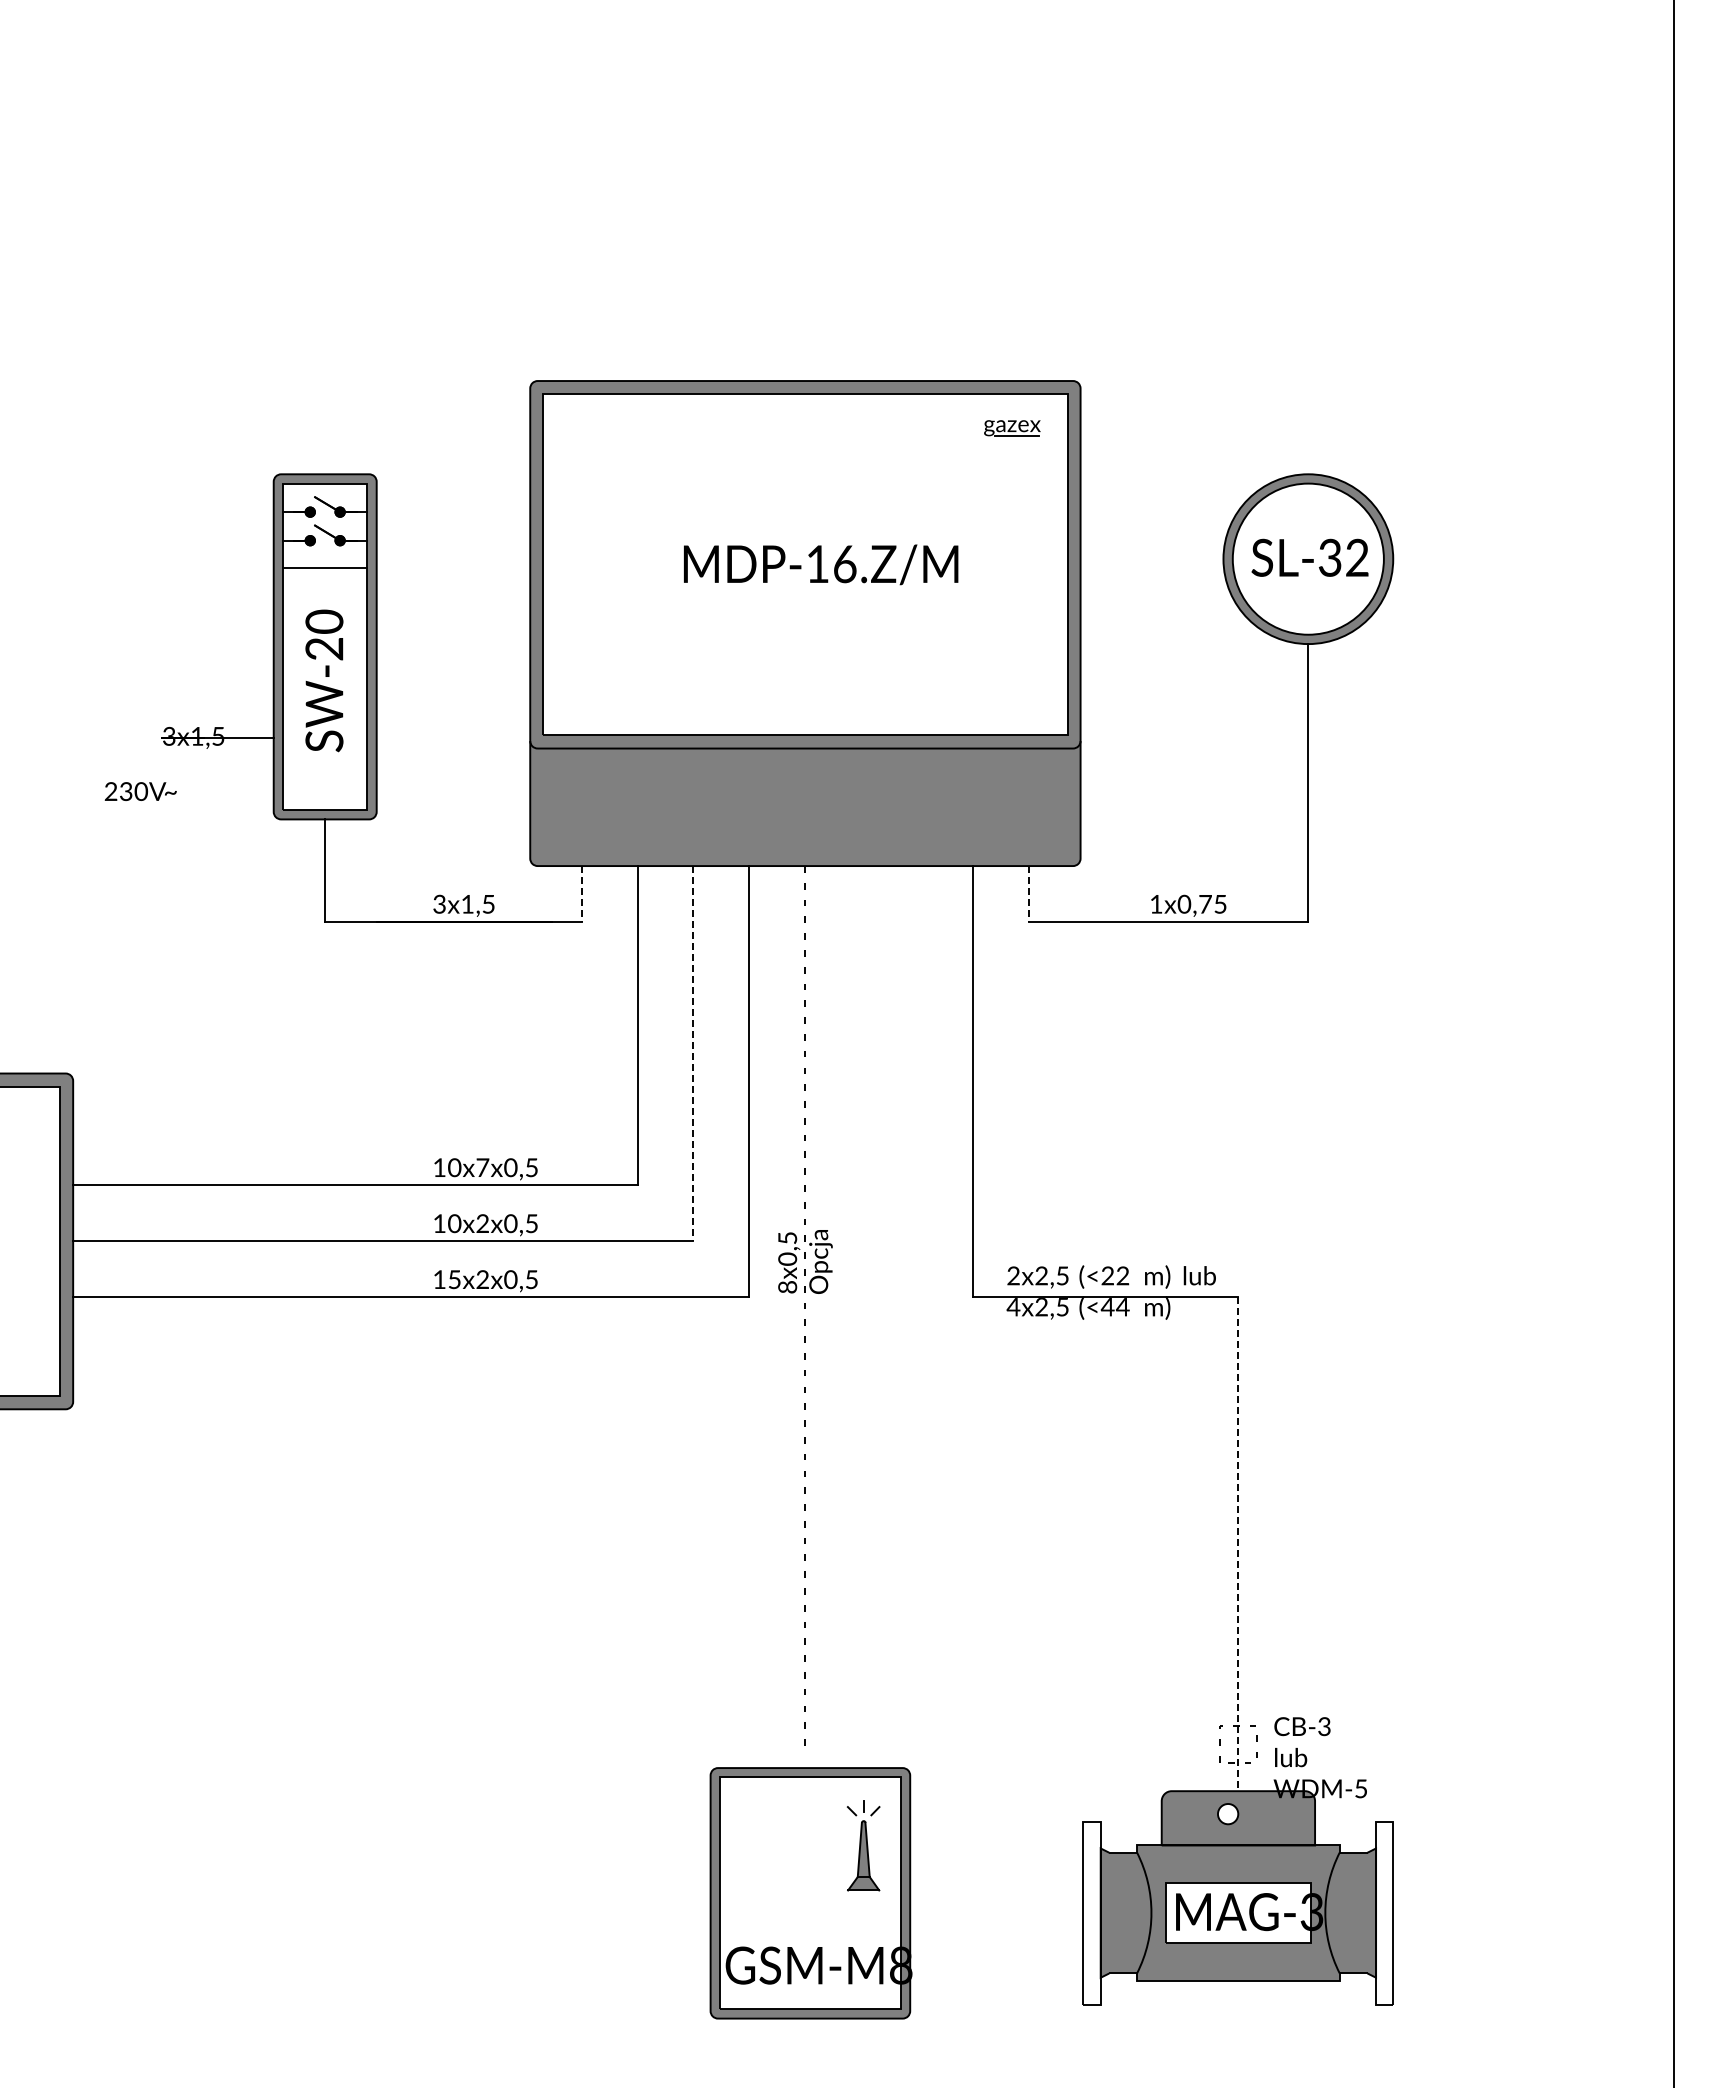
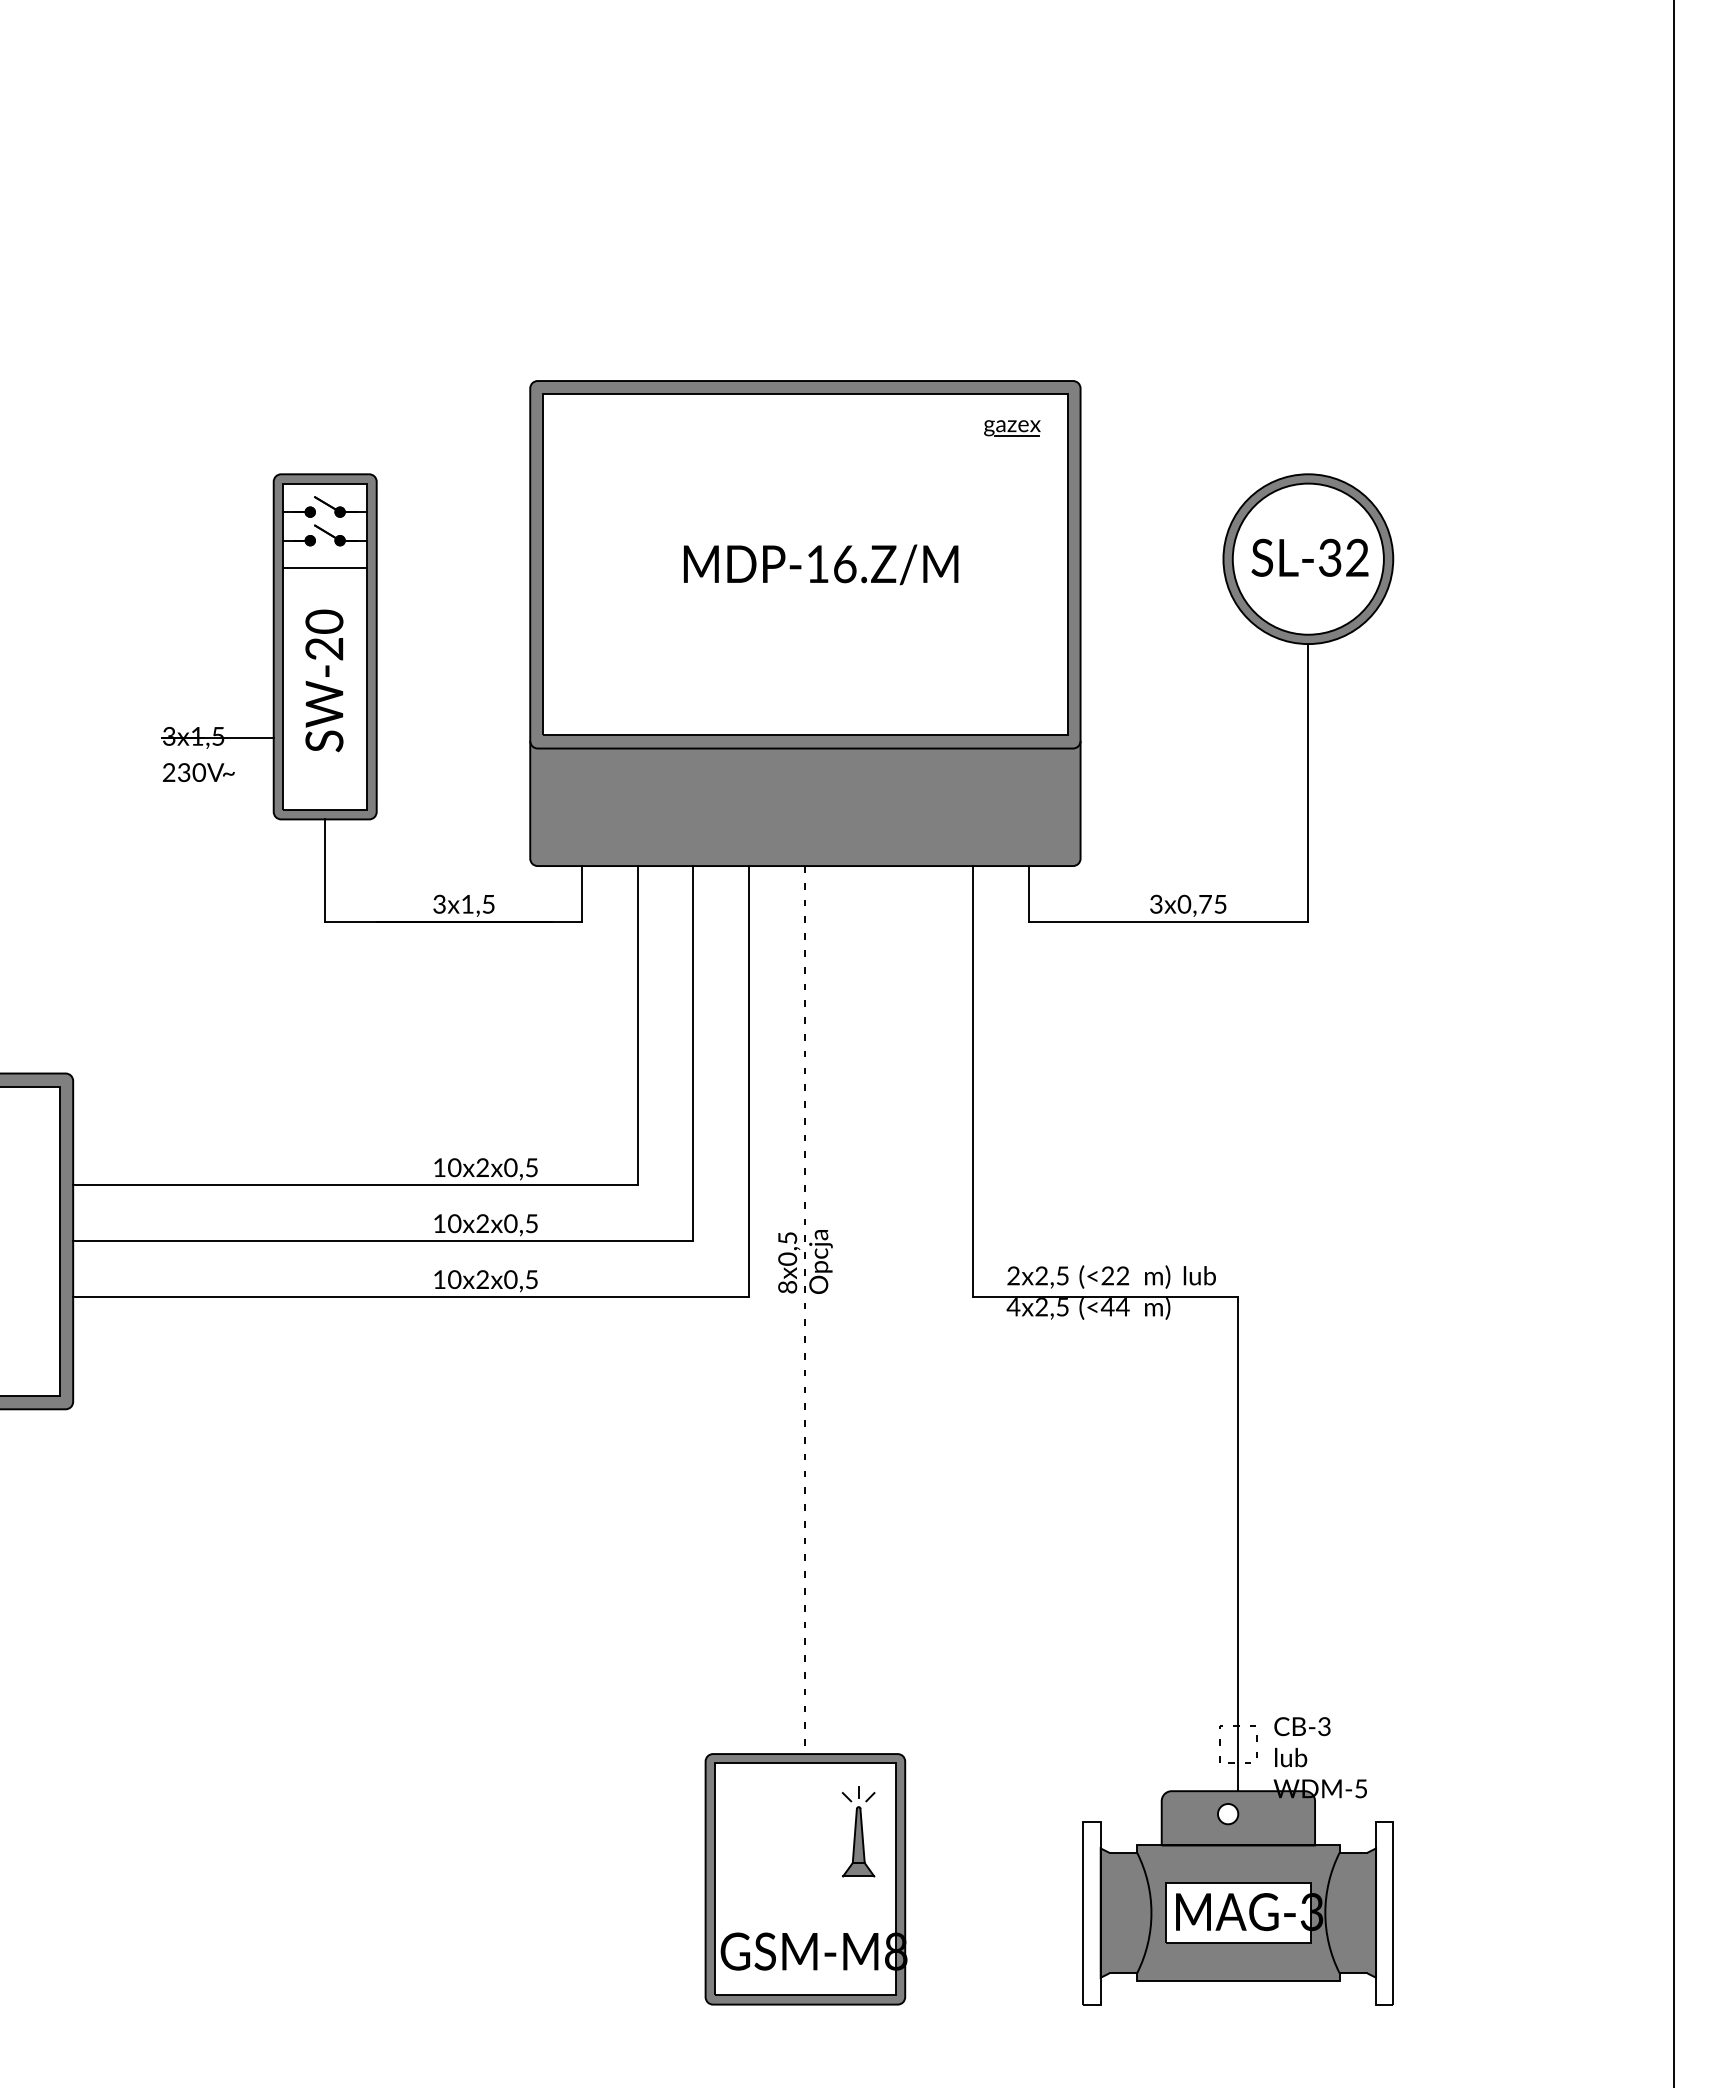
text position: (140, 791) -> (198, 772) (198, 772)
line: dashed -> solid (581, 894)
line: dashed -> solid (1029, 894)
text: 1x0,75 -> 3x0,75 (1156, 903)
line: dashed -> solid (693, 1053)
text: 10x7x0,5 -> 10x2x0,5 (482, 1167)
text: 15x2x0,5 -> 10x2x0,5 (454, 1279)
line: dashed -> solid (1238, 1544)
part position: (810, 1893) -> (805, 1879) (805, 1879)
